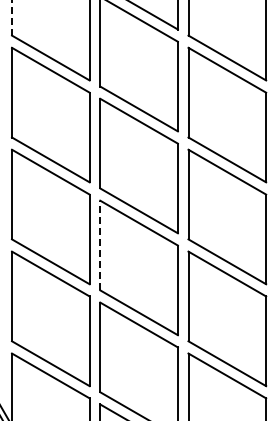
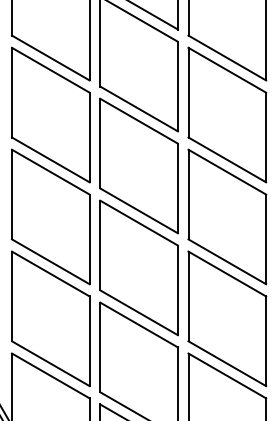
line: dashed -> solid (12, 17)
line: dashed -> solid (100, 245)
